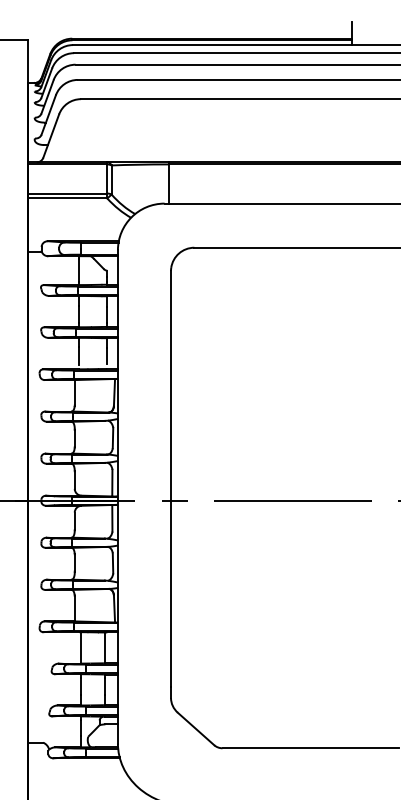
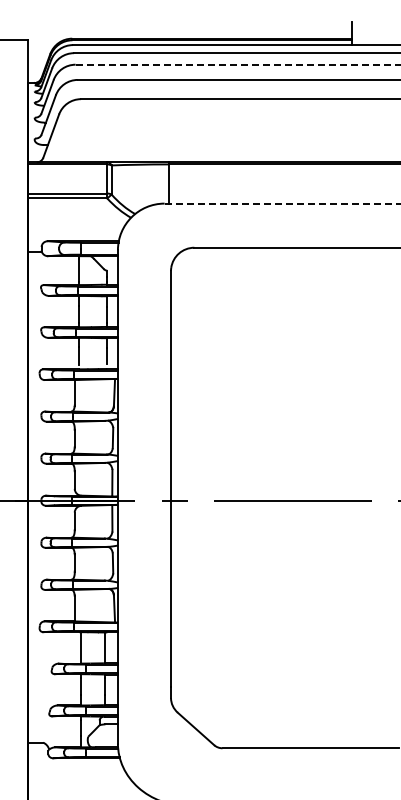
line: solid -> dashed (238, 64)
line: solid -> dashed (282, 203)
